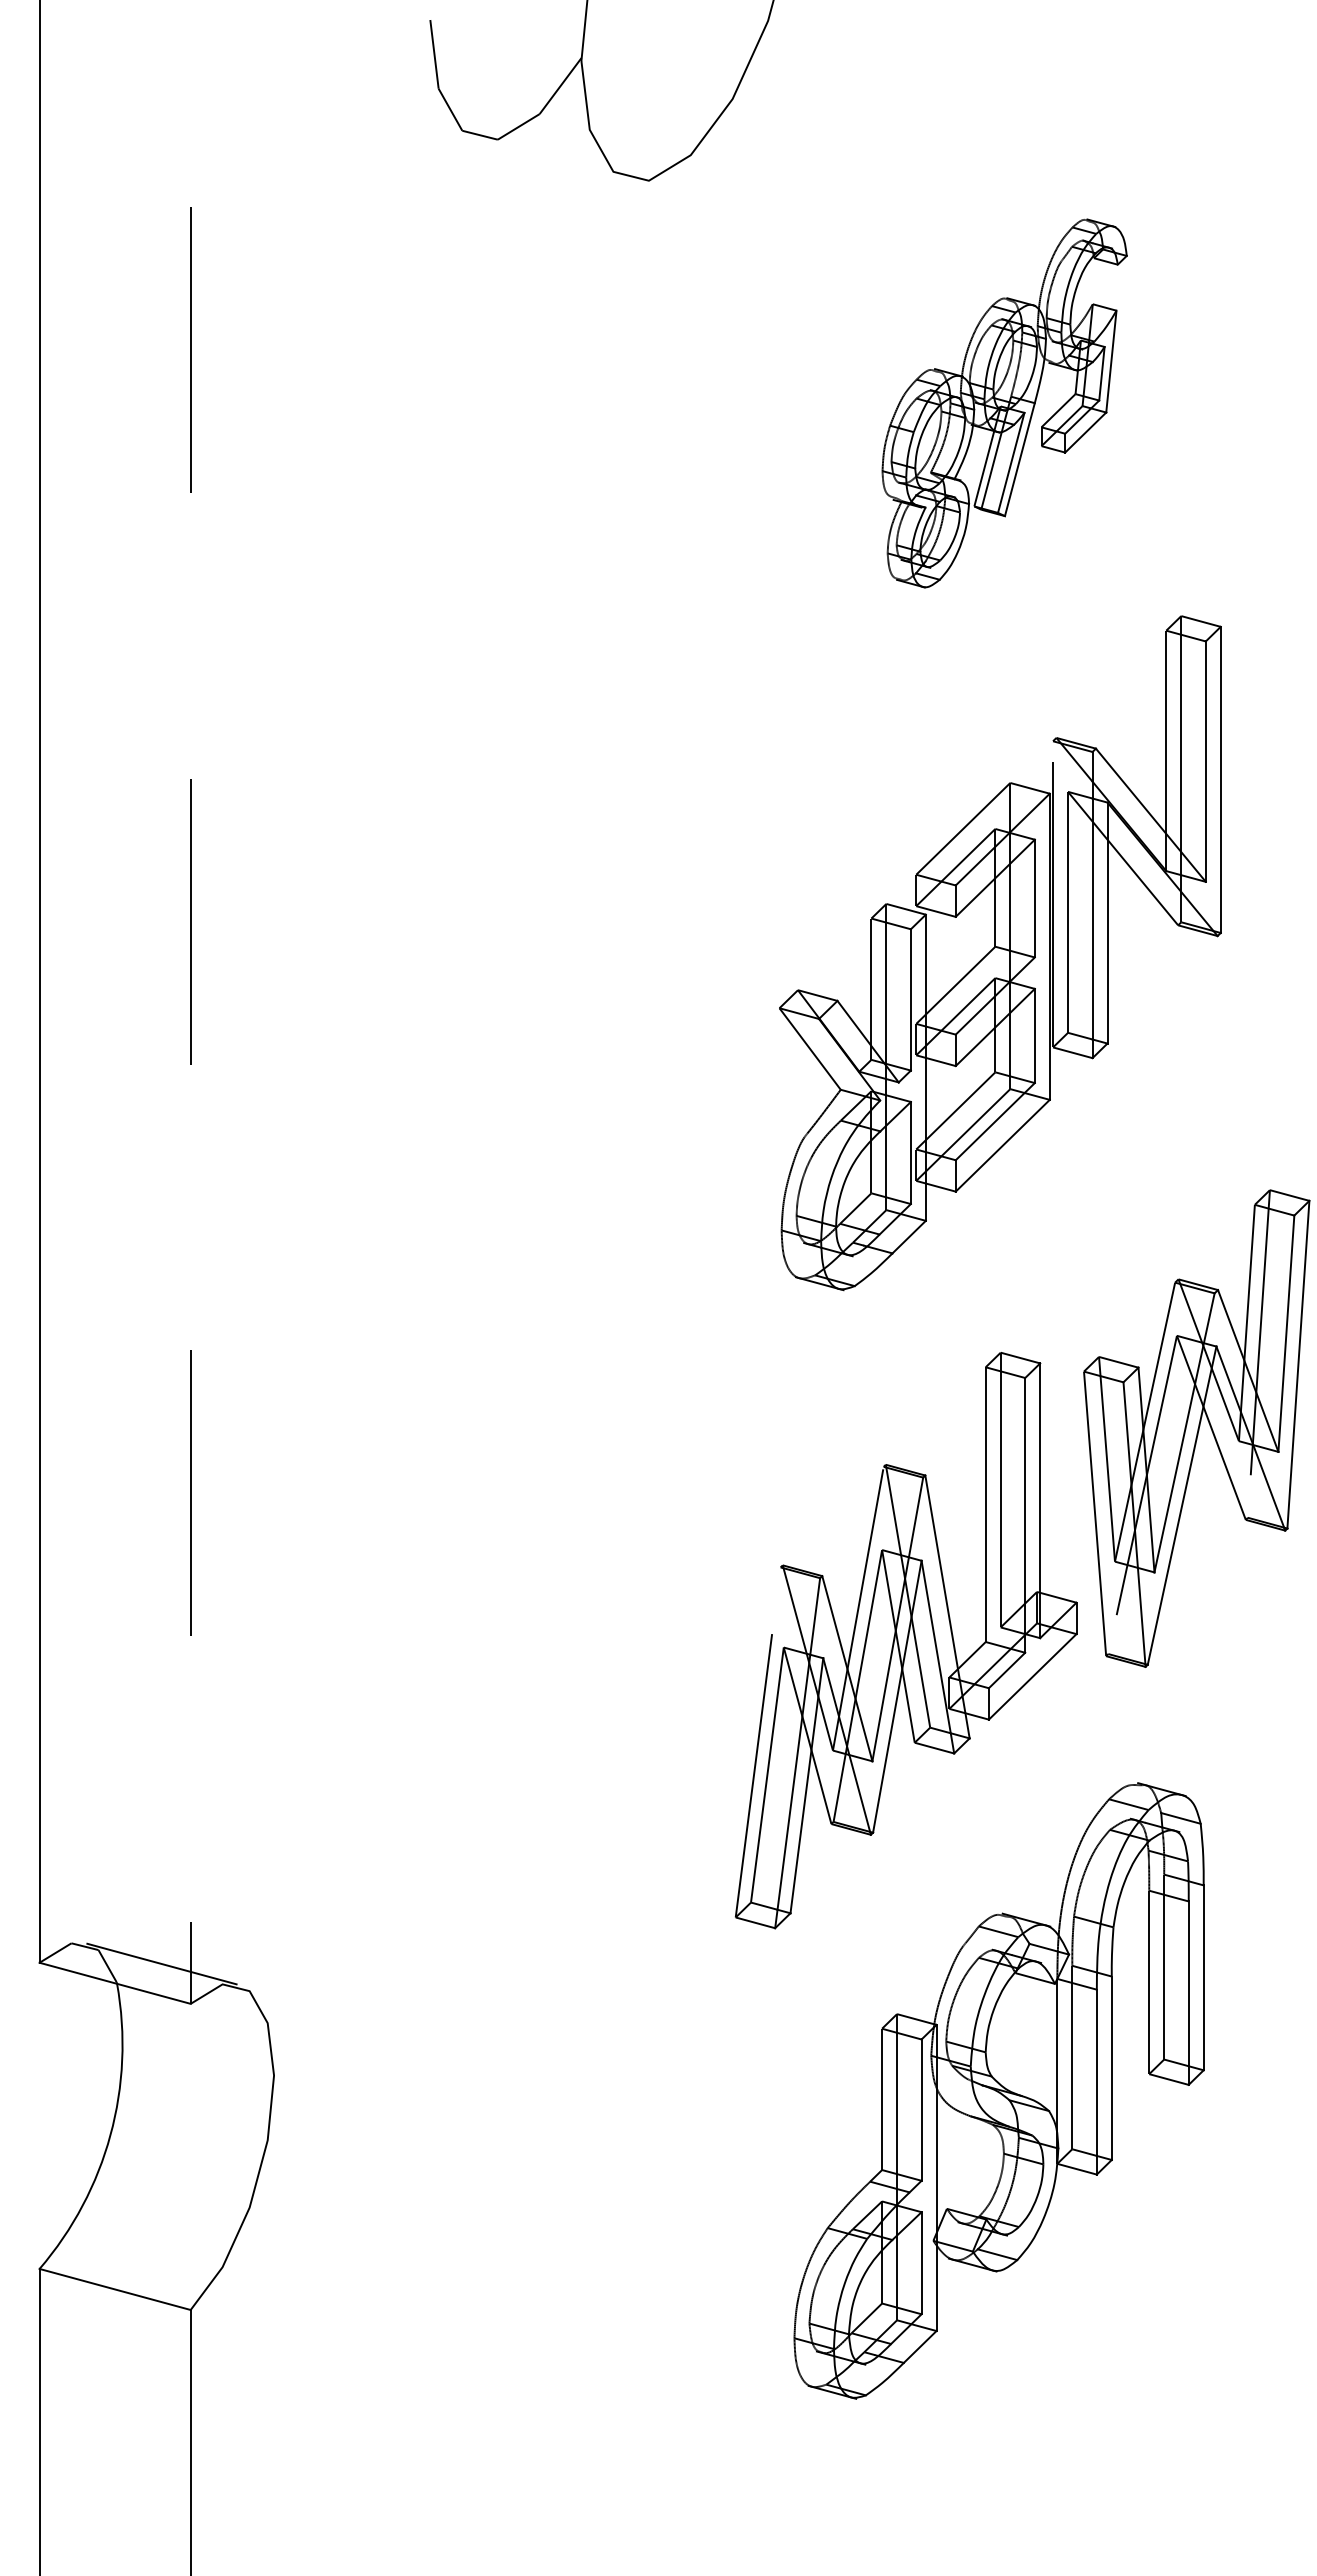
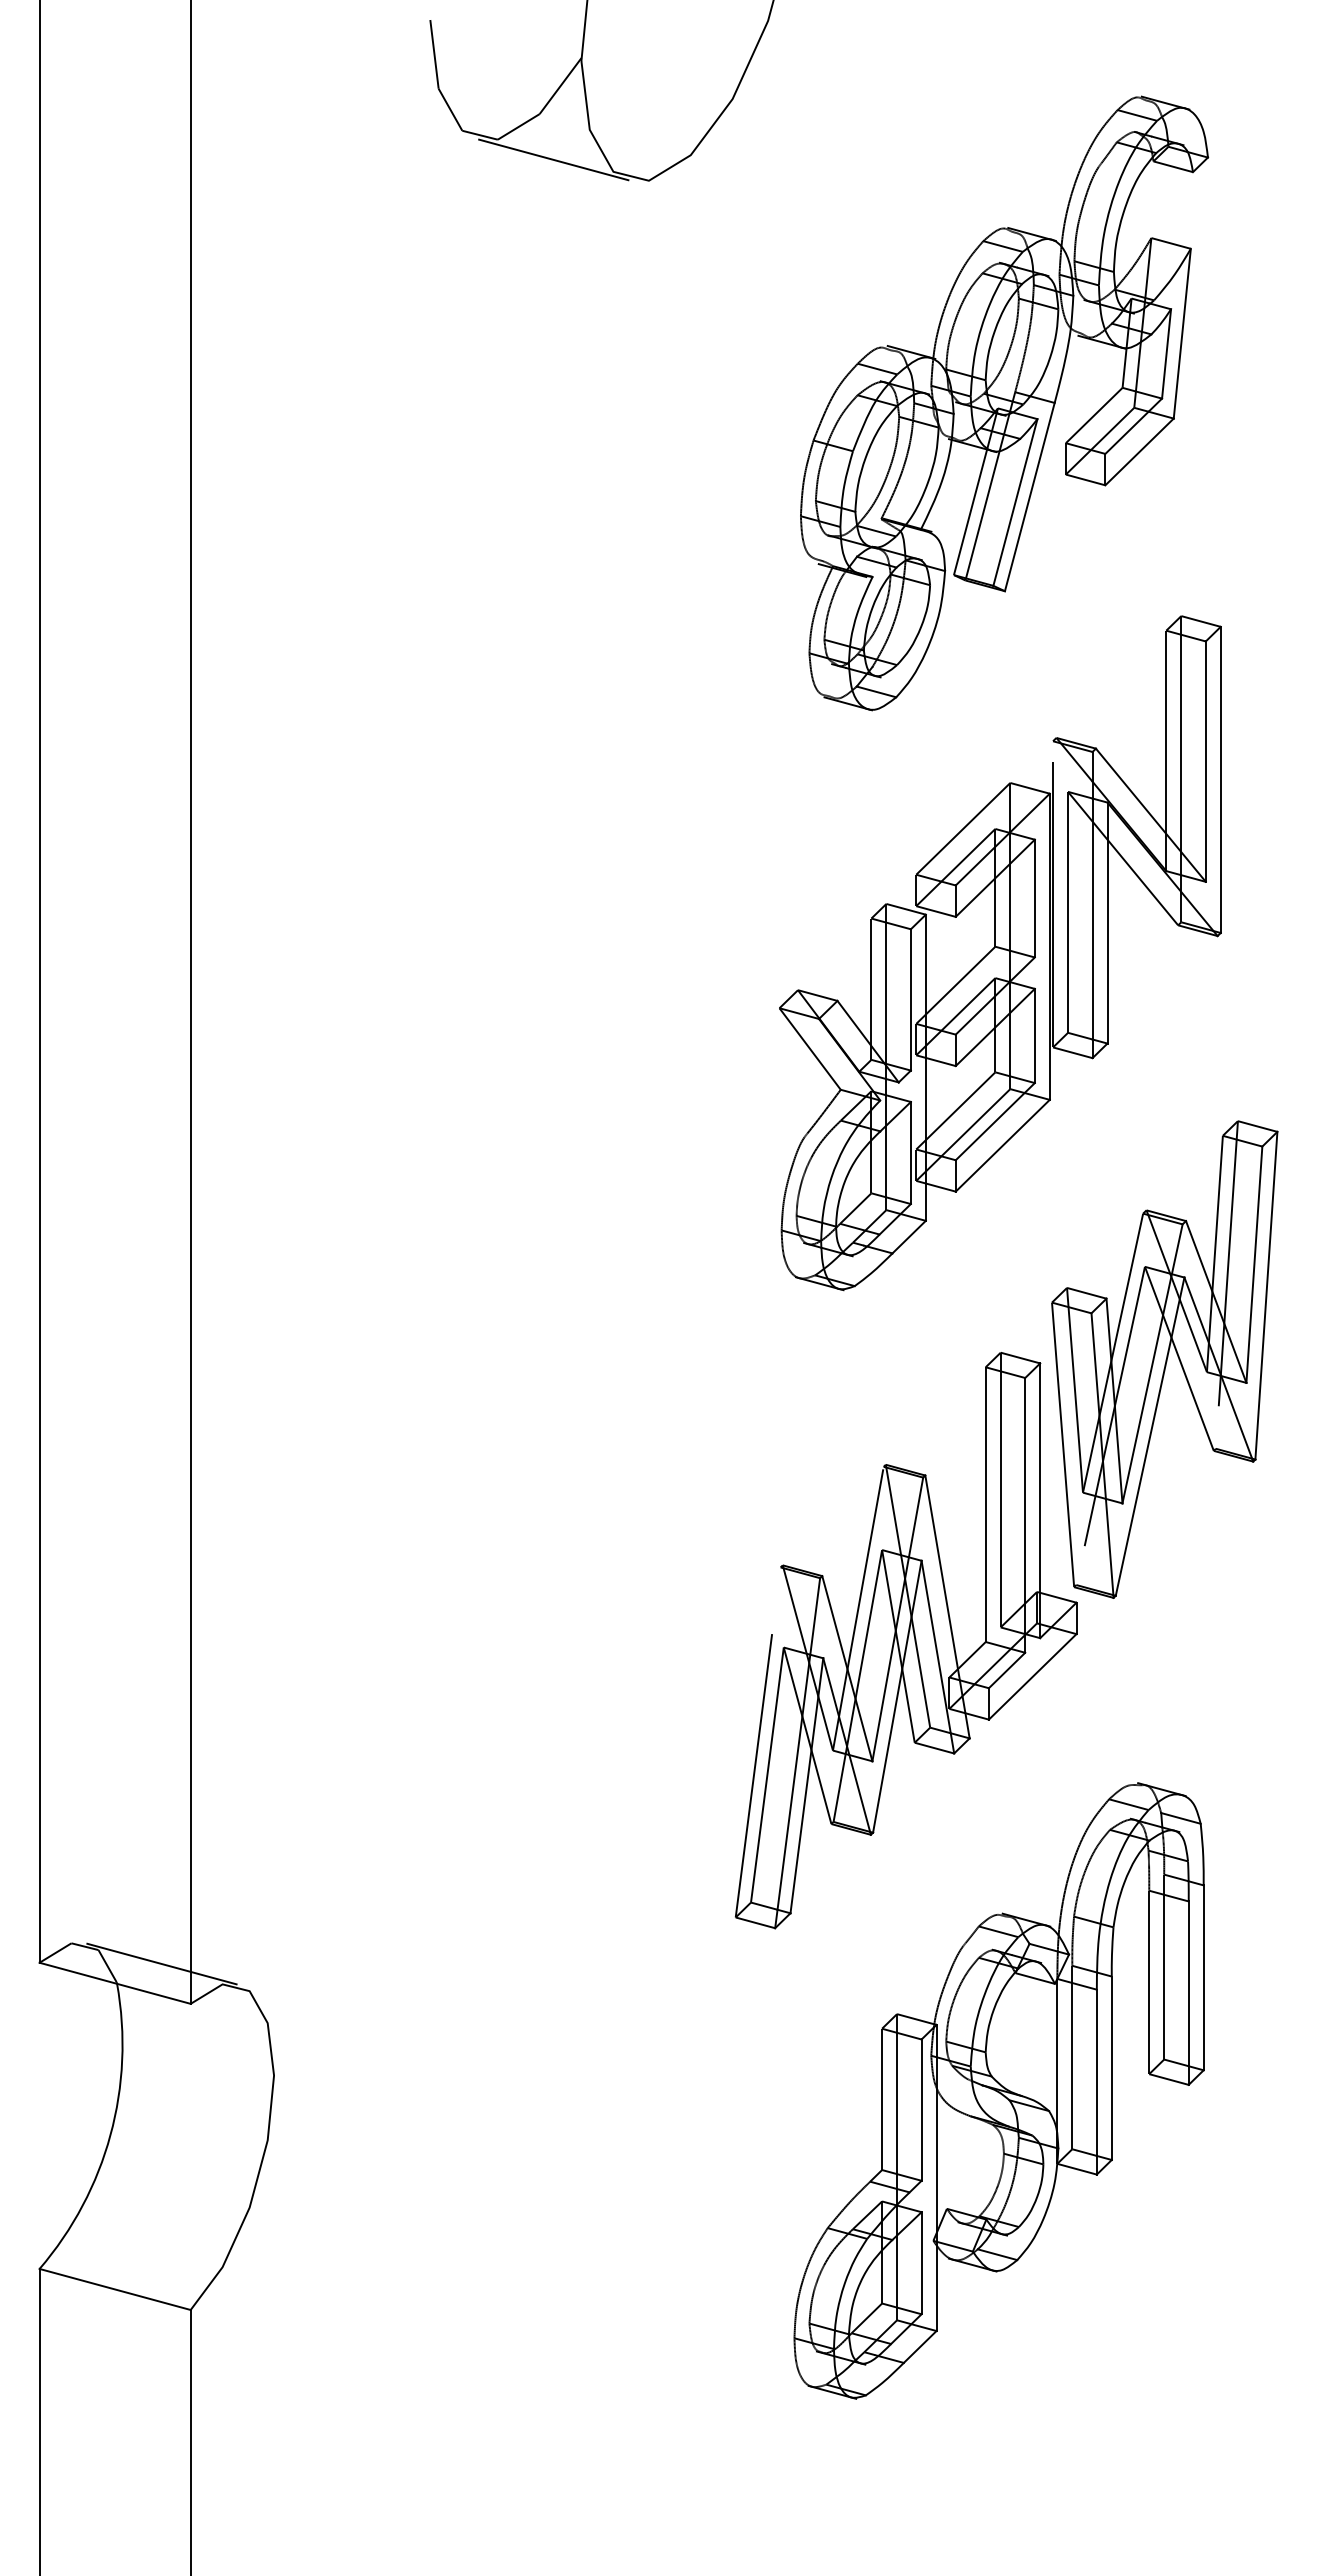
line: none -> present (553, 159)
part size: 247x371 px -> 410x617 px (1004, 403)
line: dashed -> solid (190, 1002)
part position: (1196, 1428) -> (1164, 1359) (1164, 1359)
